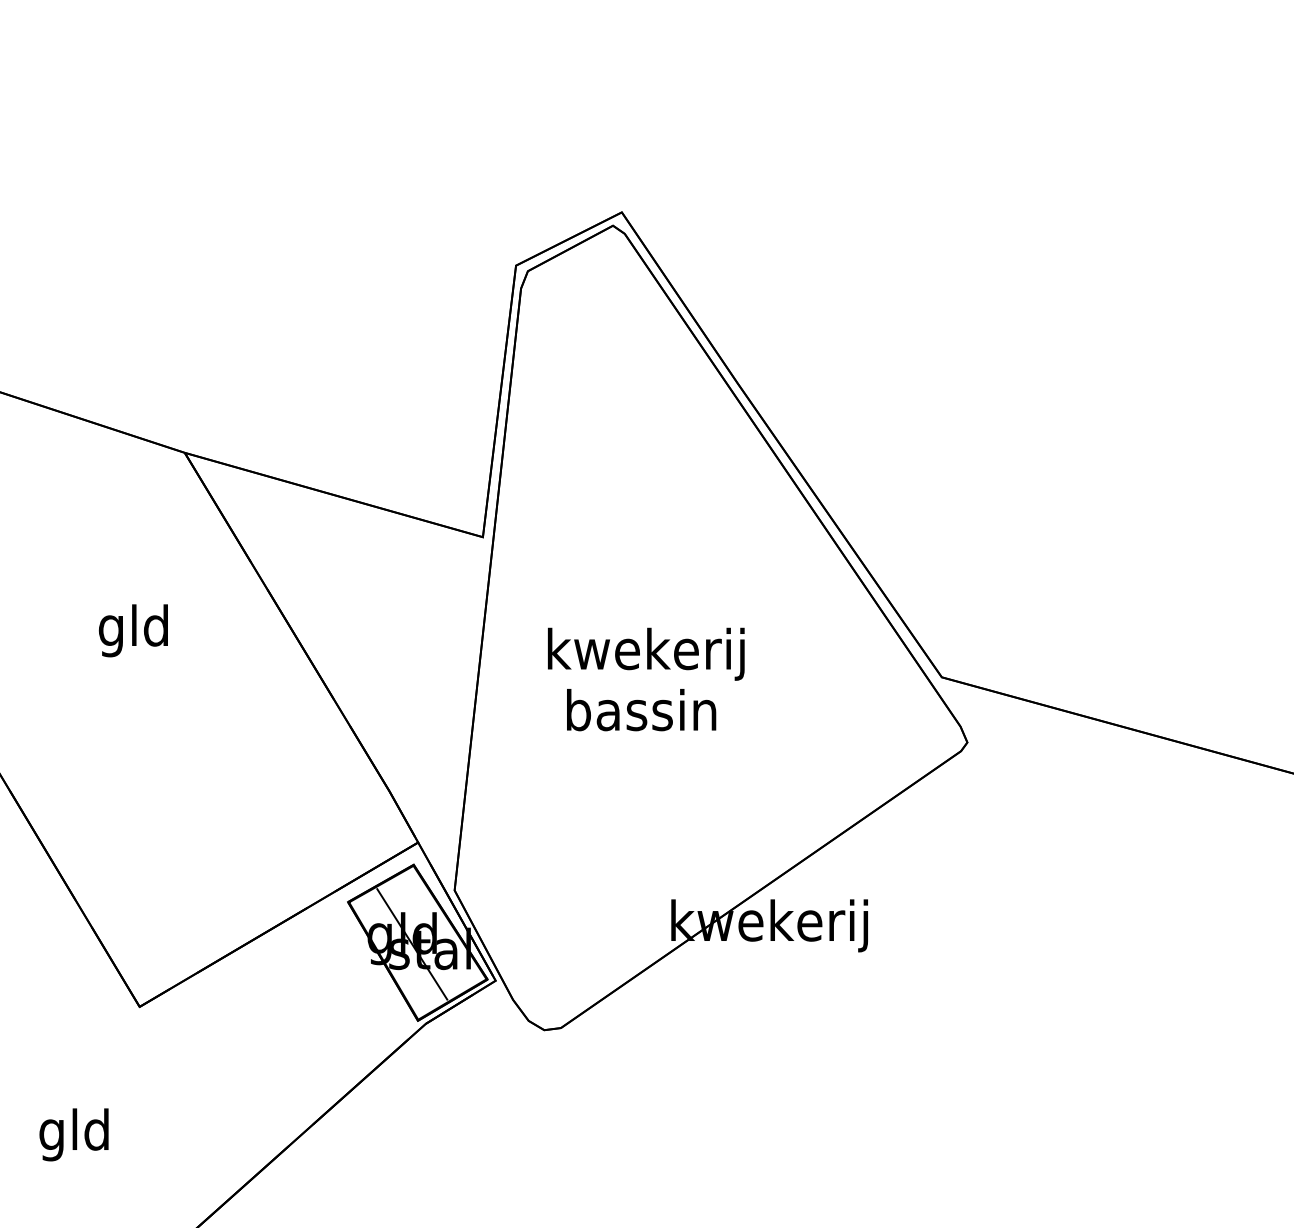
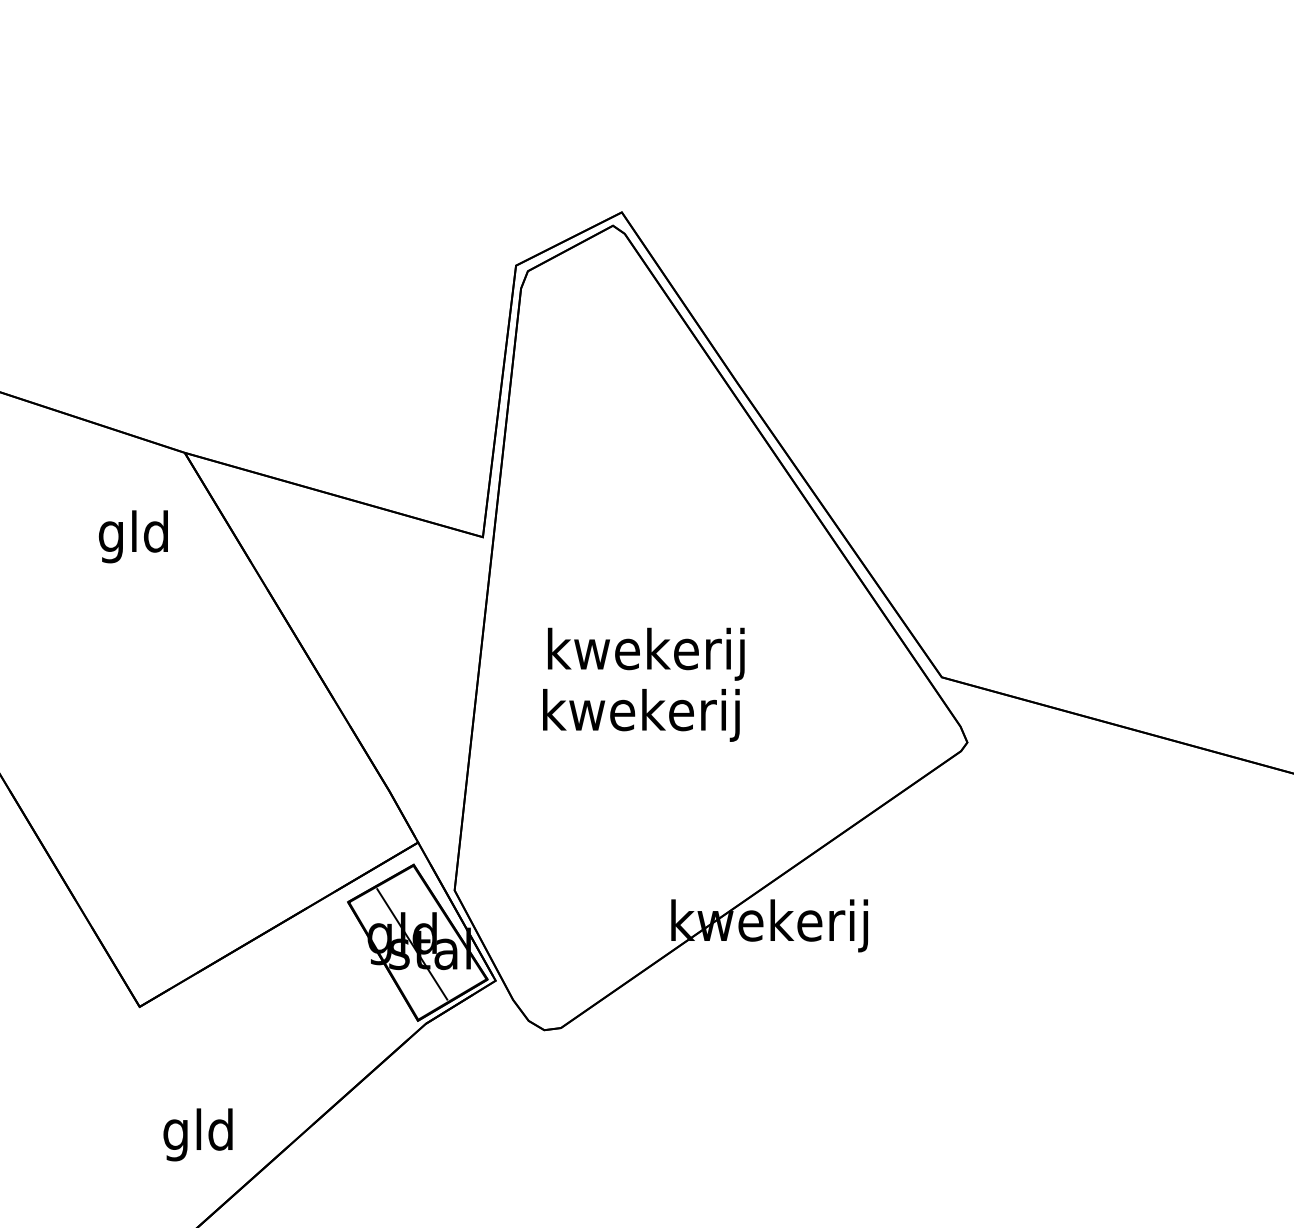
text position: (132, 630) -> (132, 536) (132, 536)
text: bassin -> kwekerij (641, 715)
text position: (73, 1134) -> (197, 1134) (197, 1134)
